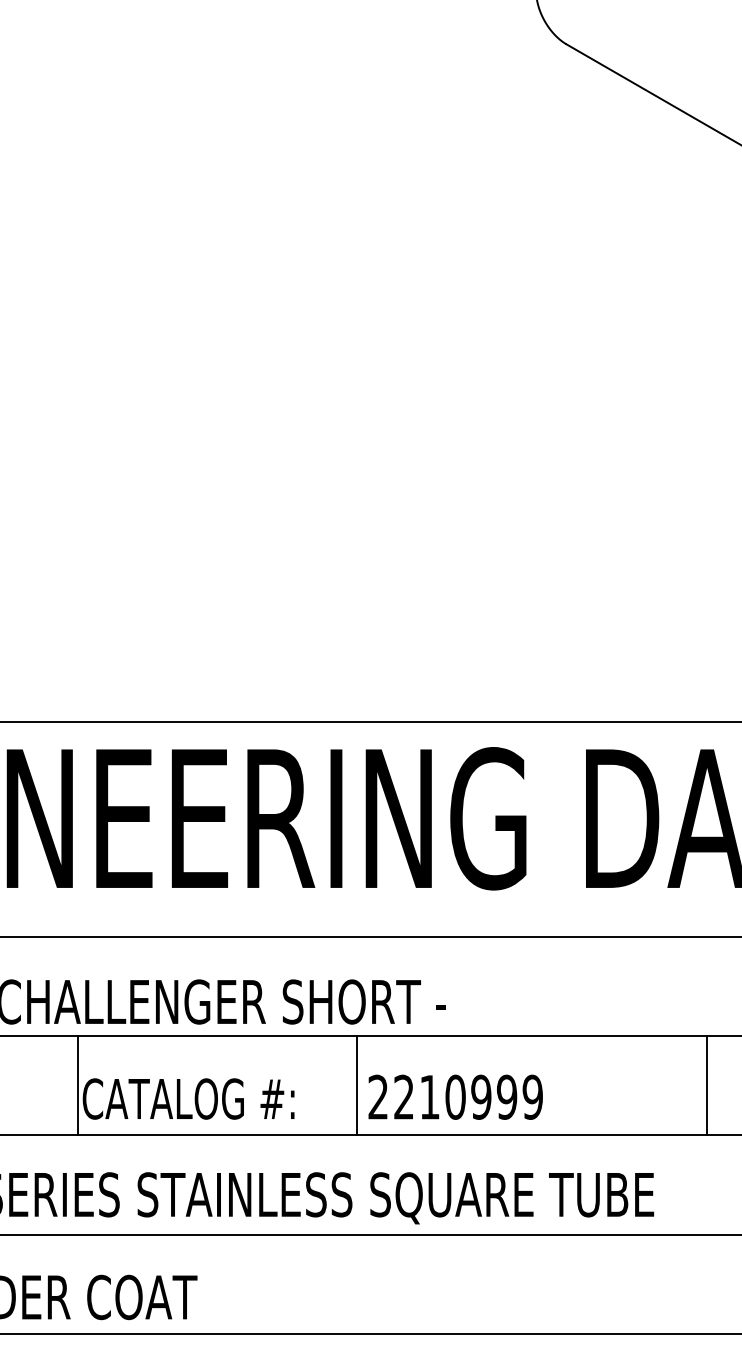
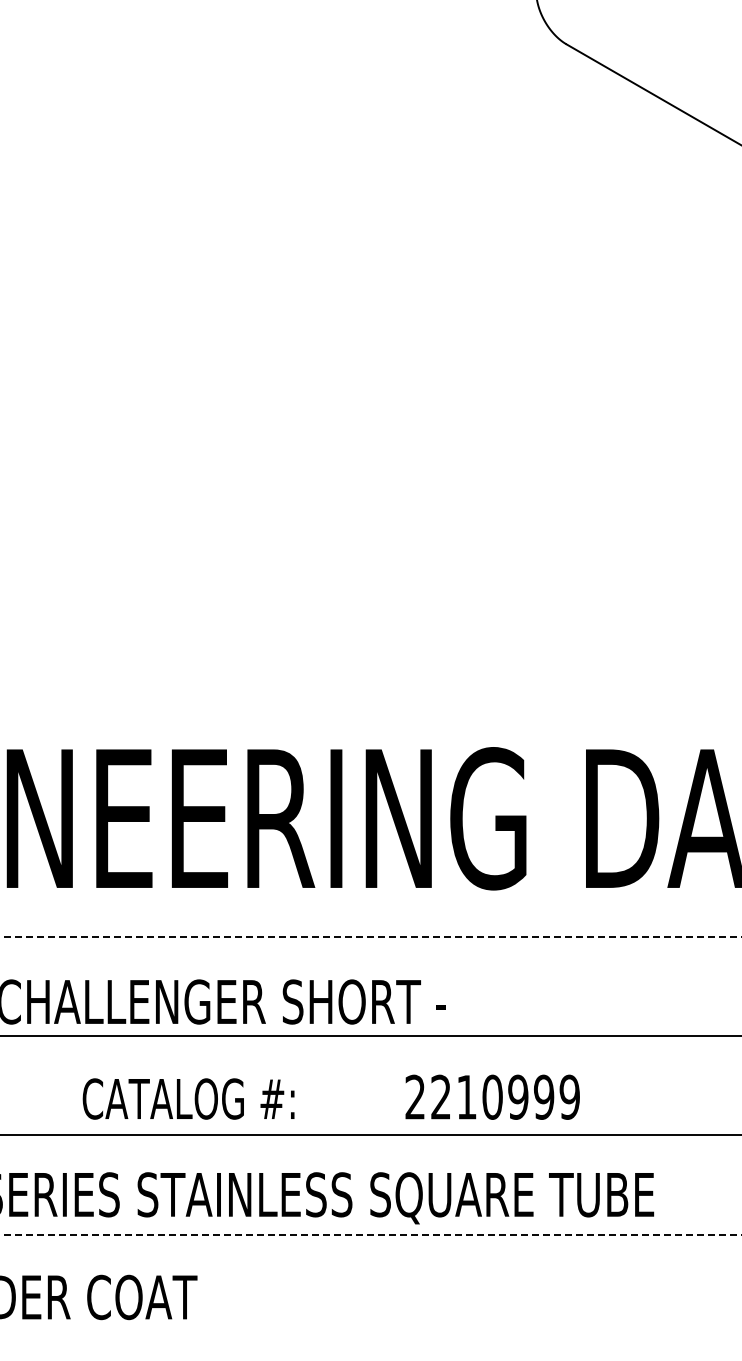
line: present -> none (370, 721)
line: solid -> dashed (370, 936)
line: present -> none (77, 1085)
line: present -> none (357, 1085)
line: present -> none (707, 1085)
text position: (455, 1096) -> (492, 1096) (492, 1096)
line: solid -> dashed (370, 1234)
line: present -> none (370, 1333)
